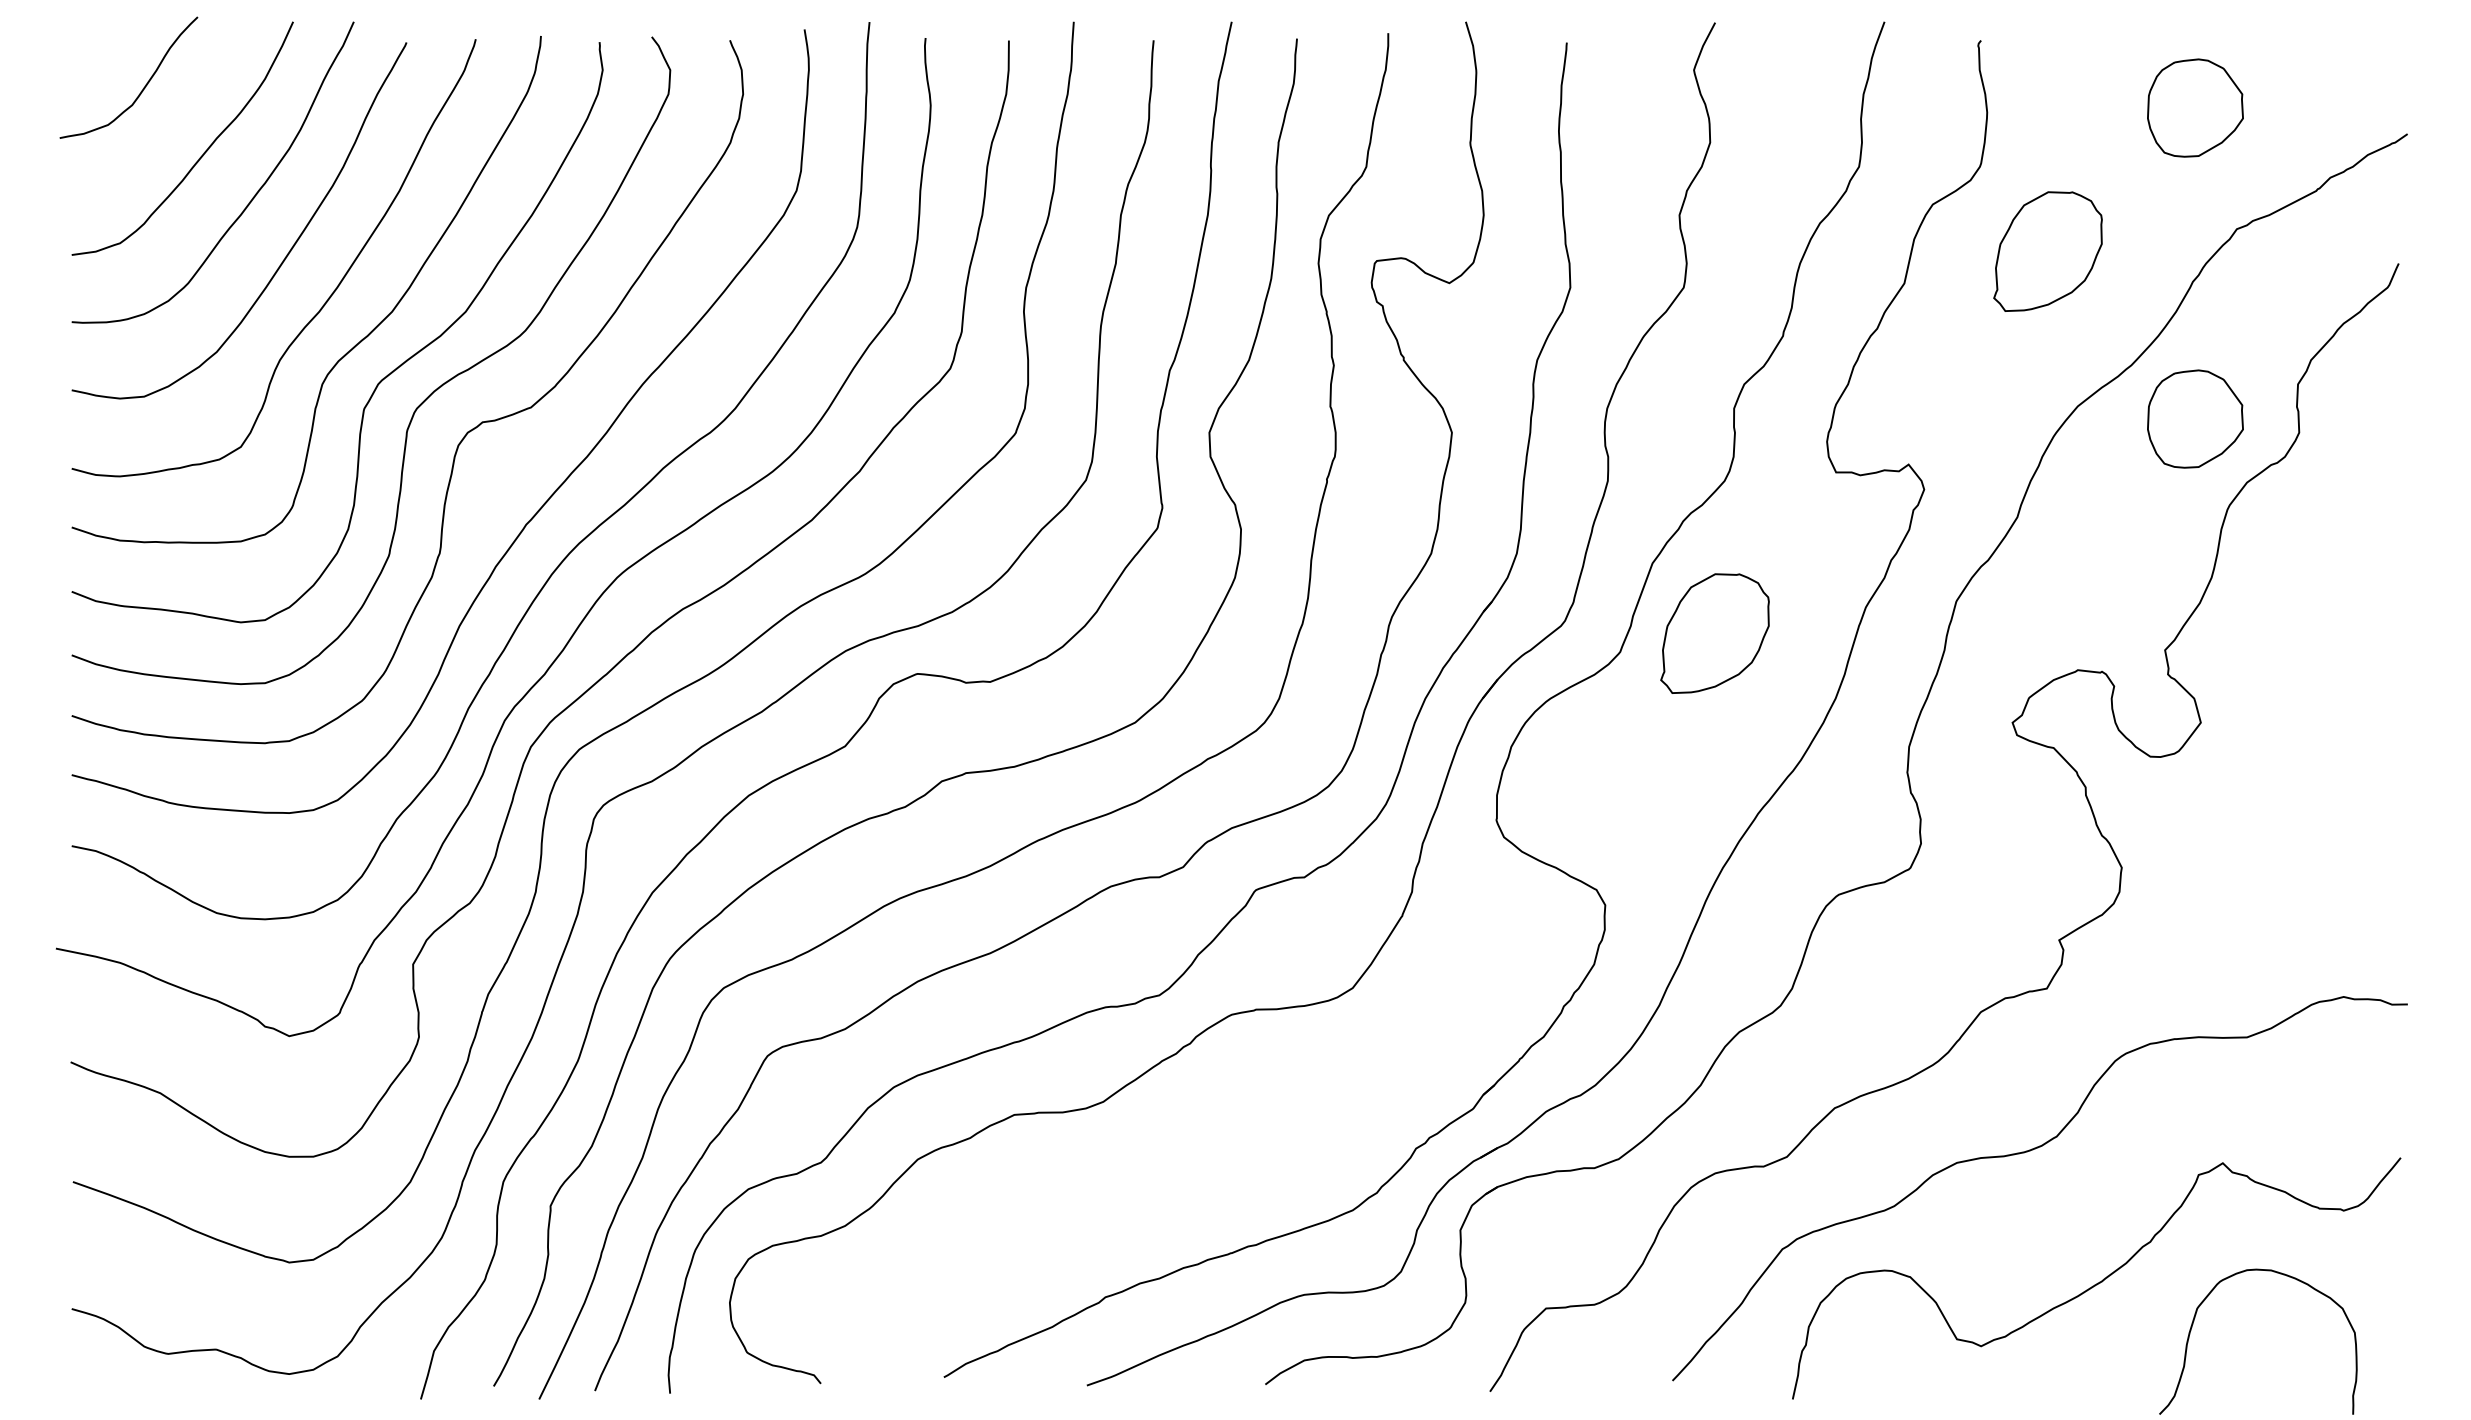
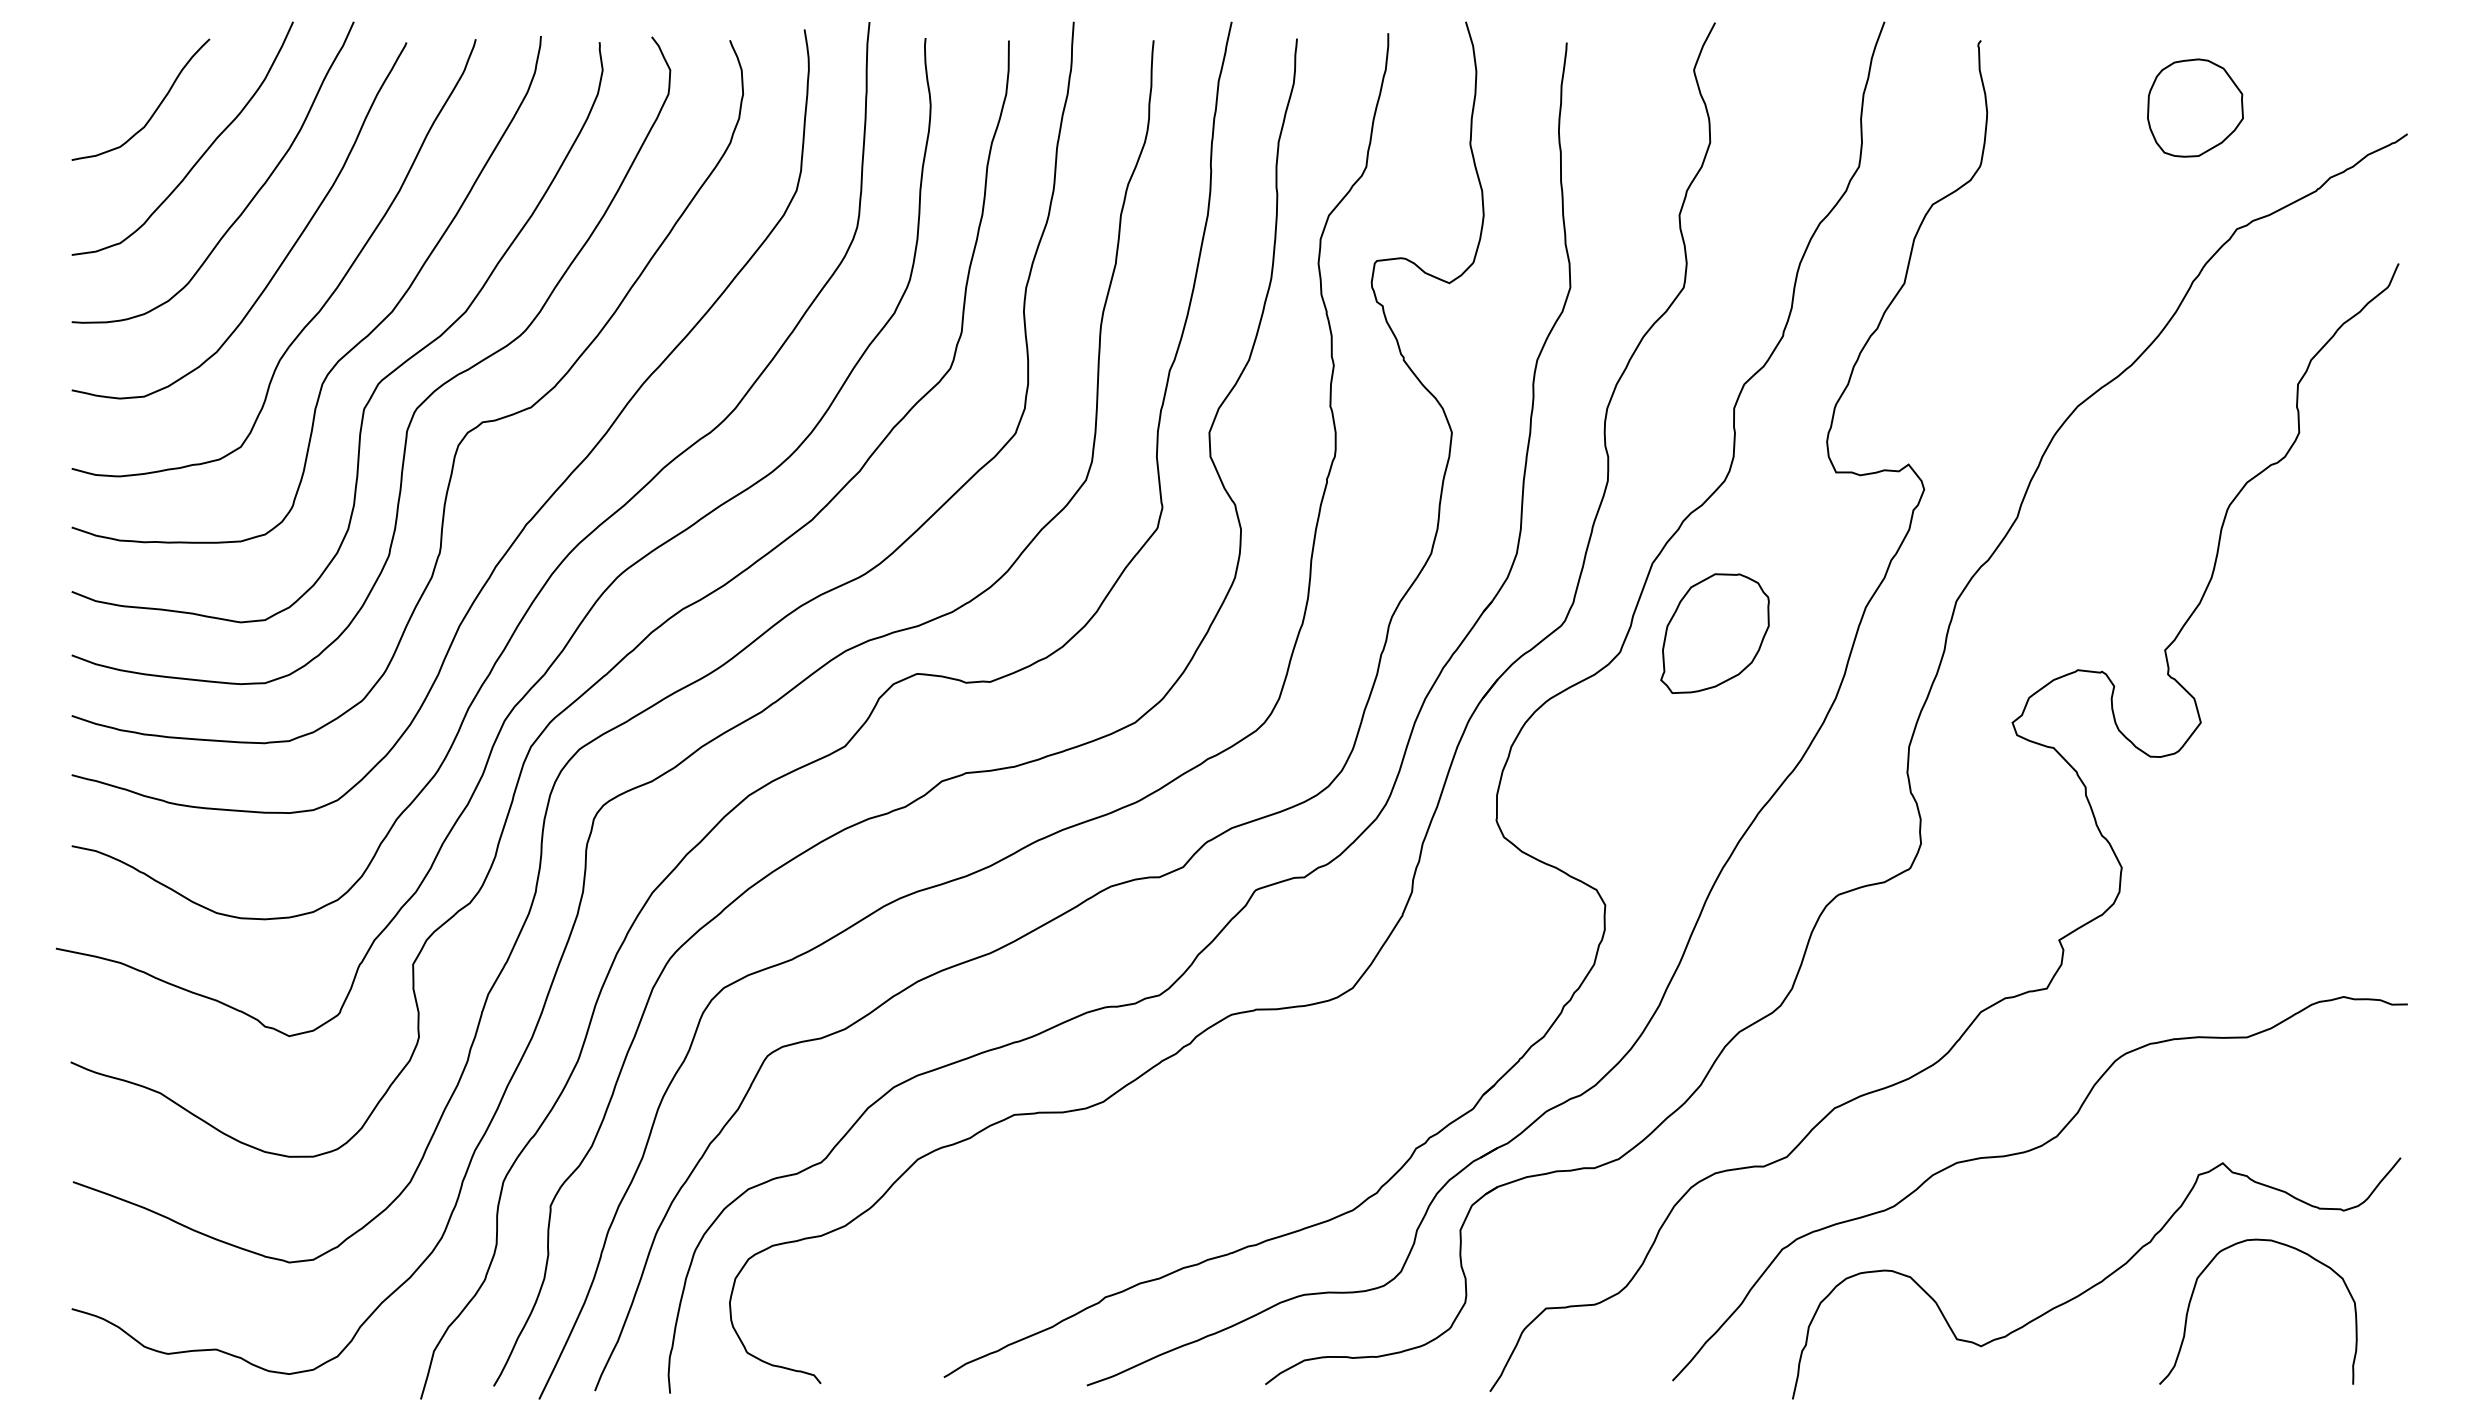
curve position: (143, 87) -> (155, 109) (155, 109)
part: present -> none (2047, 251)
part: present -> none (2195, 418)
curve position: (2194, 1321) -> (2194, 1291) (2194, 1291)
